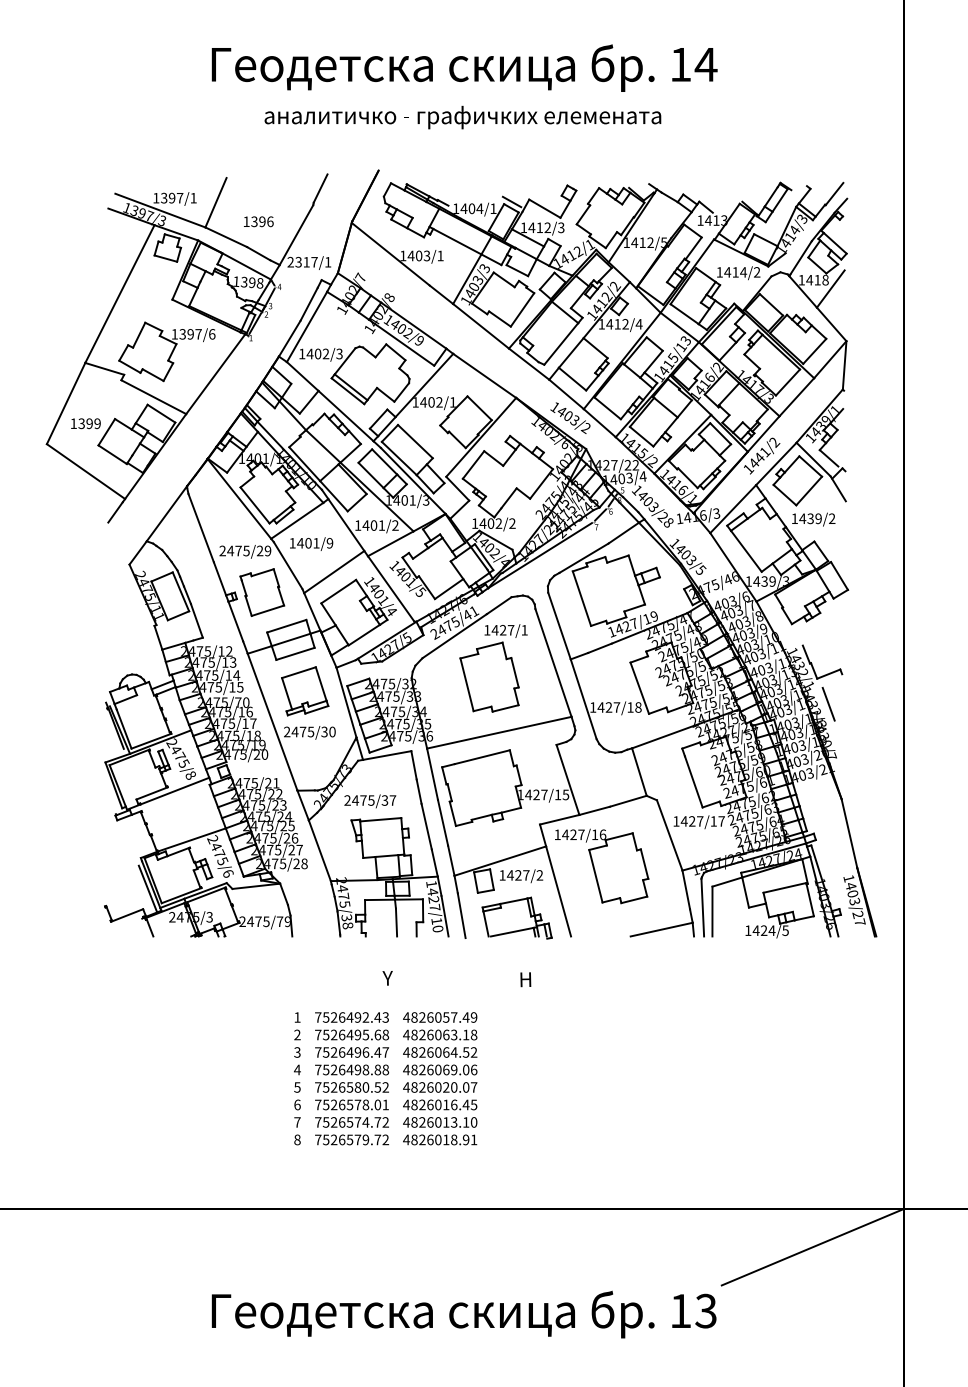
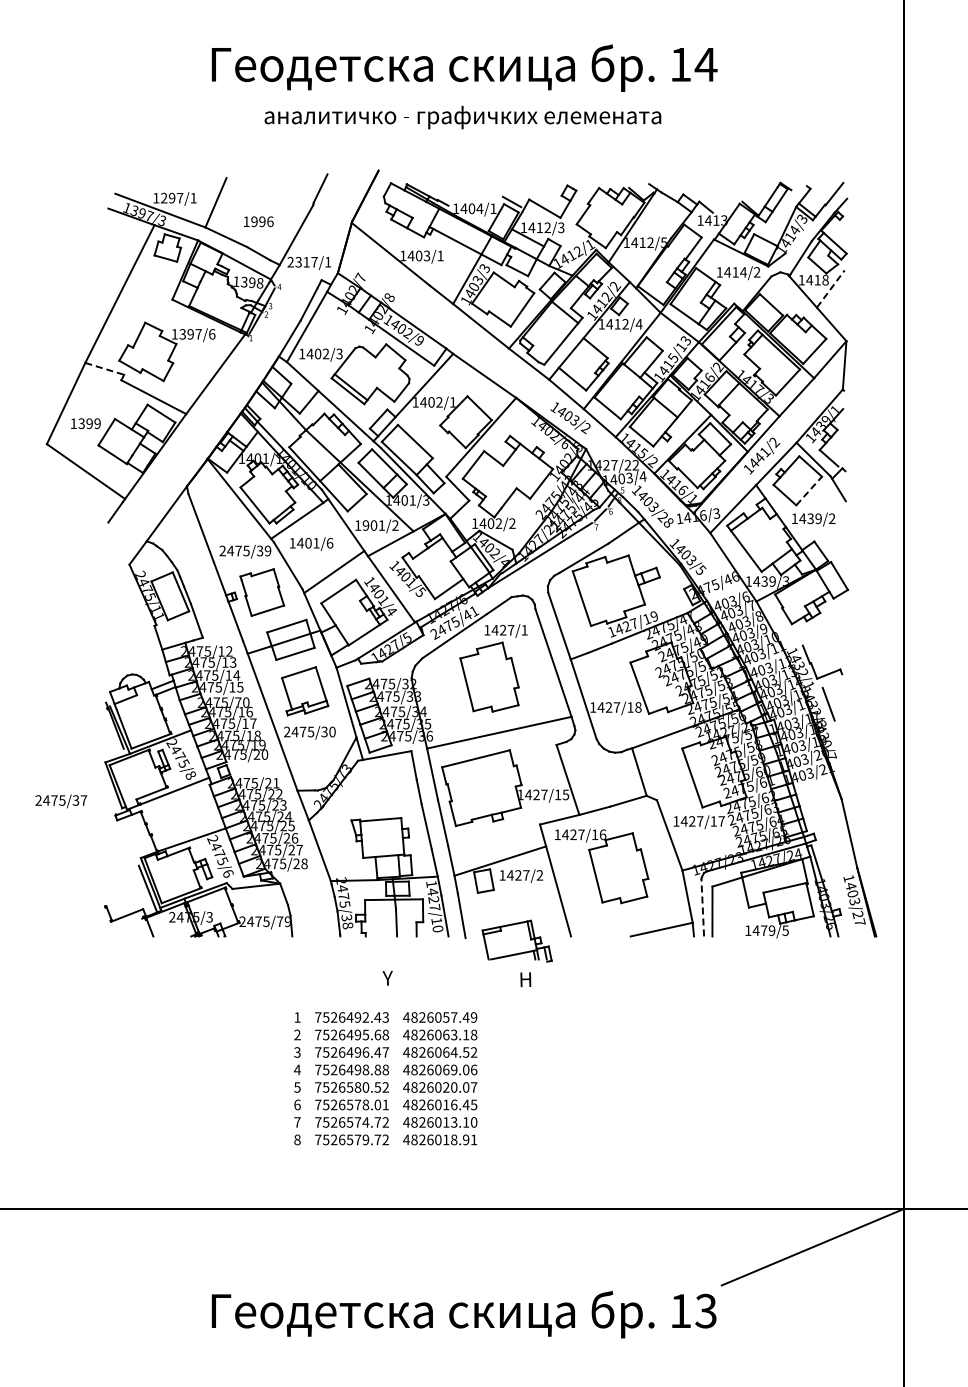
text: 1397/1 -> 1297/1 (164, 198)
text: 1396 -> 1996 (254, 221)
line: solid -> dashed (831, 288)
line: solid -> dashed (105, 369)
line: solid -> dashed (809, 490)
text: 1401/2 -> 1901/2 (365, 525)
text: 1401/9 -> 1401/6 (329, 542)
text: 2475/29 -> 2475/39 (260, 551)
text position: (370, 801) -> (61, 801) (61, 801)
line: solid -> dashed (702, 907)
part position: (516, 917) -> (516, 940) (516, 940)
text: 1424/5 -> 1479/5 (767, 930)
